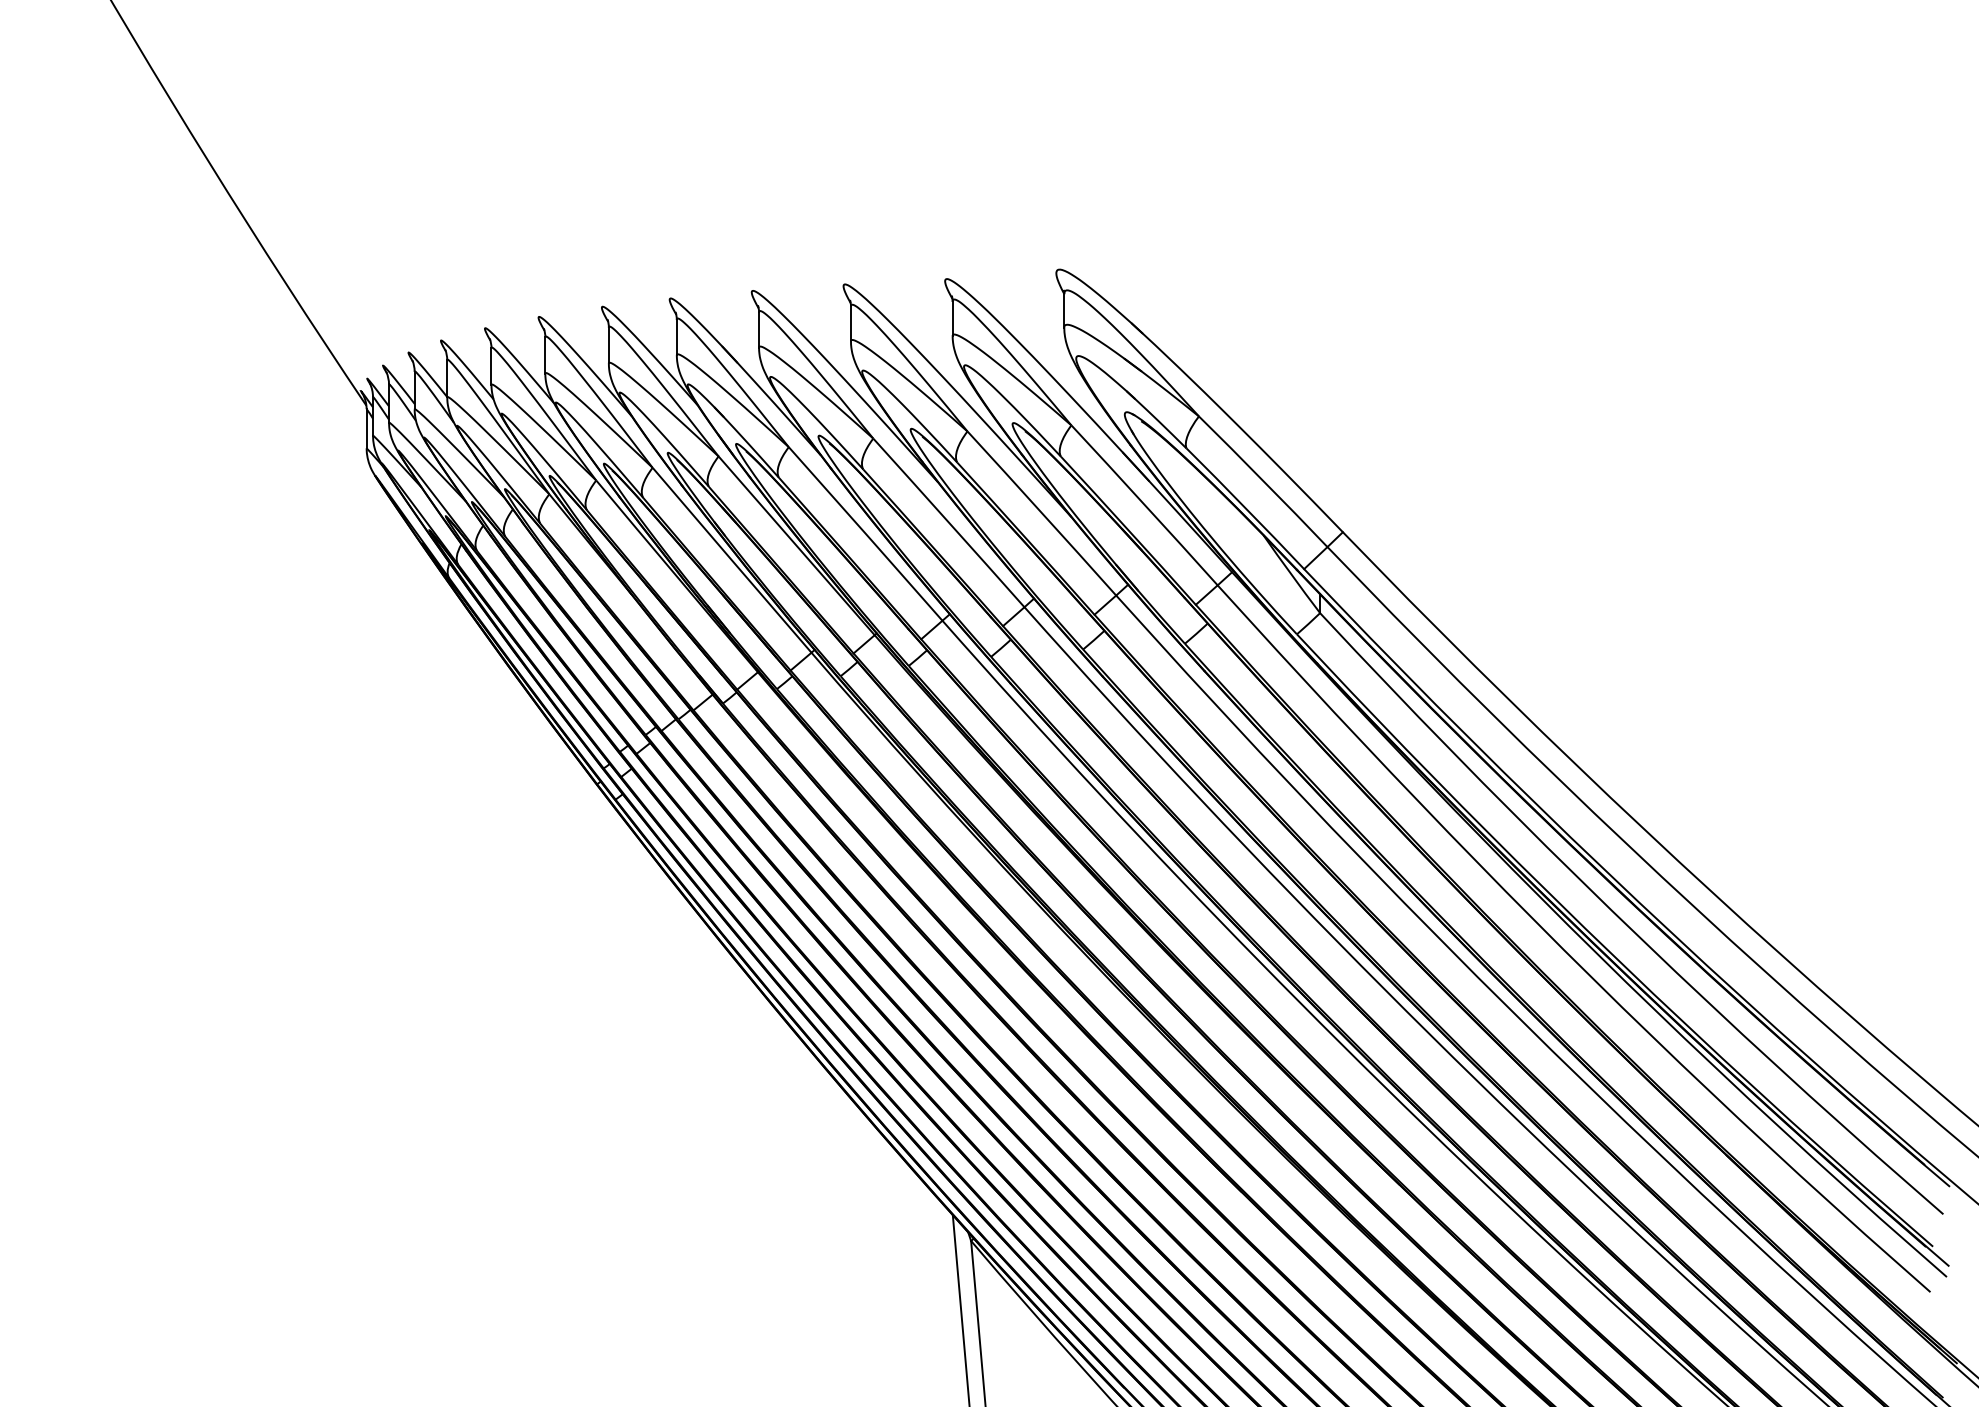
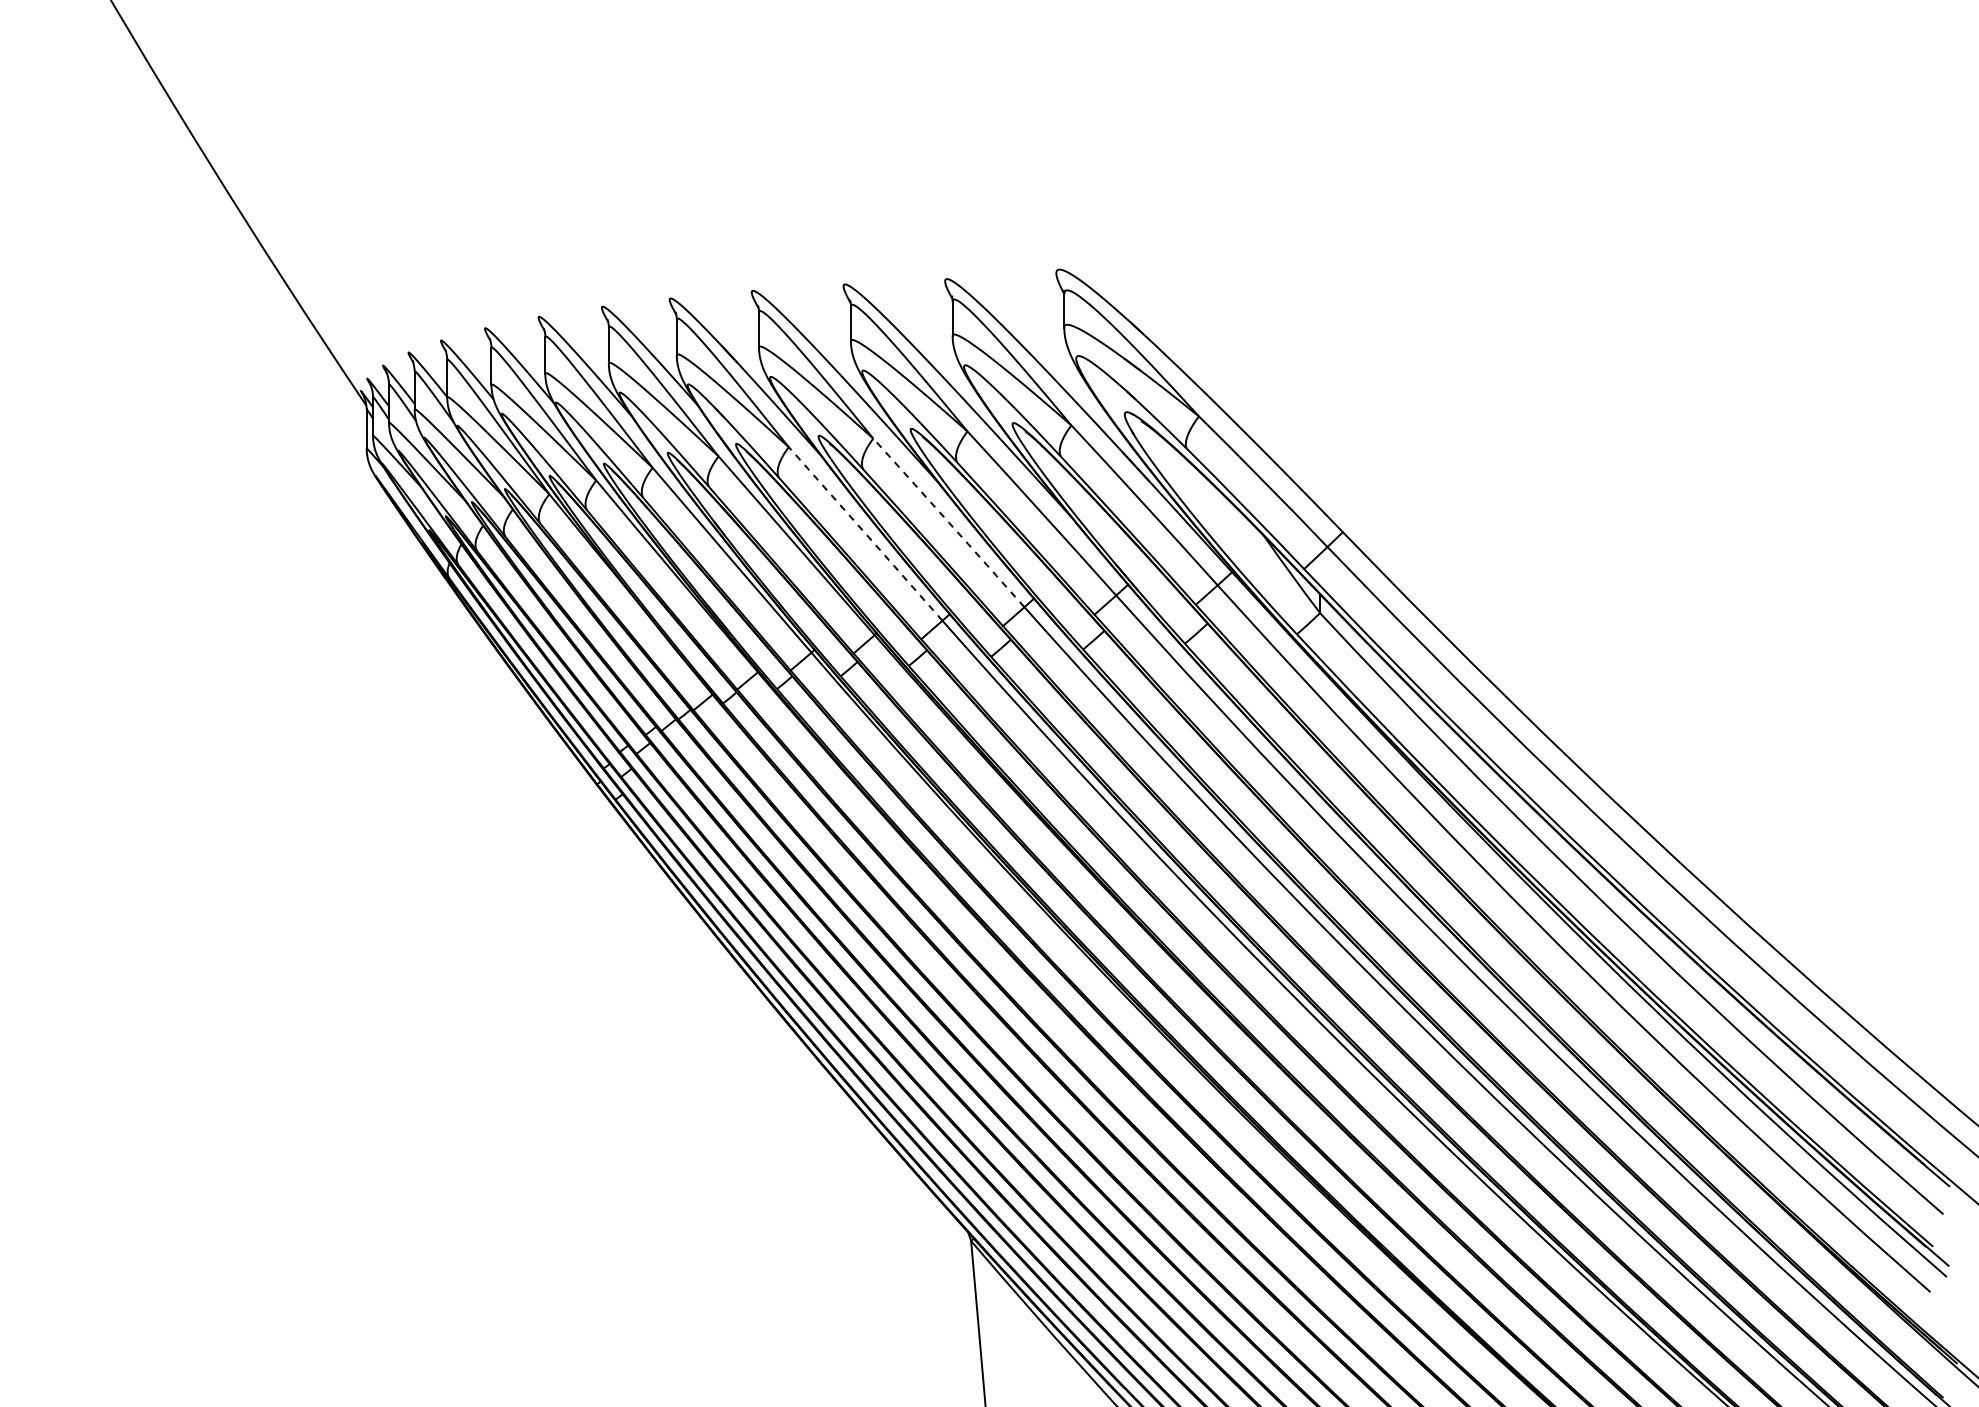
arc: solid -> dashed (949, 522)
arc: solid -> dashed (865, 533)
line: present -> none (960, 1309)
